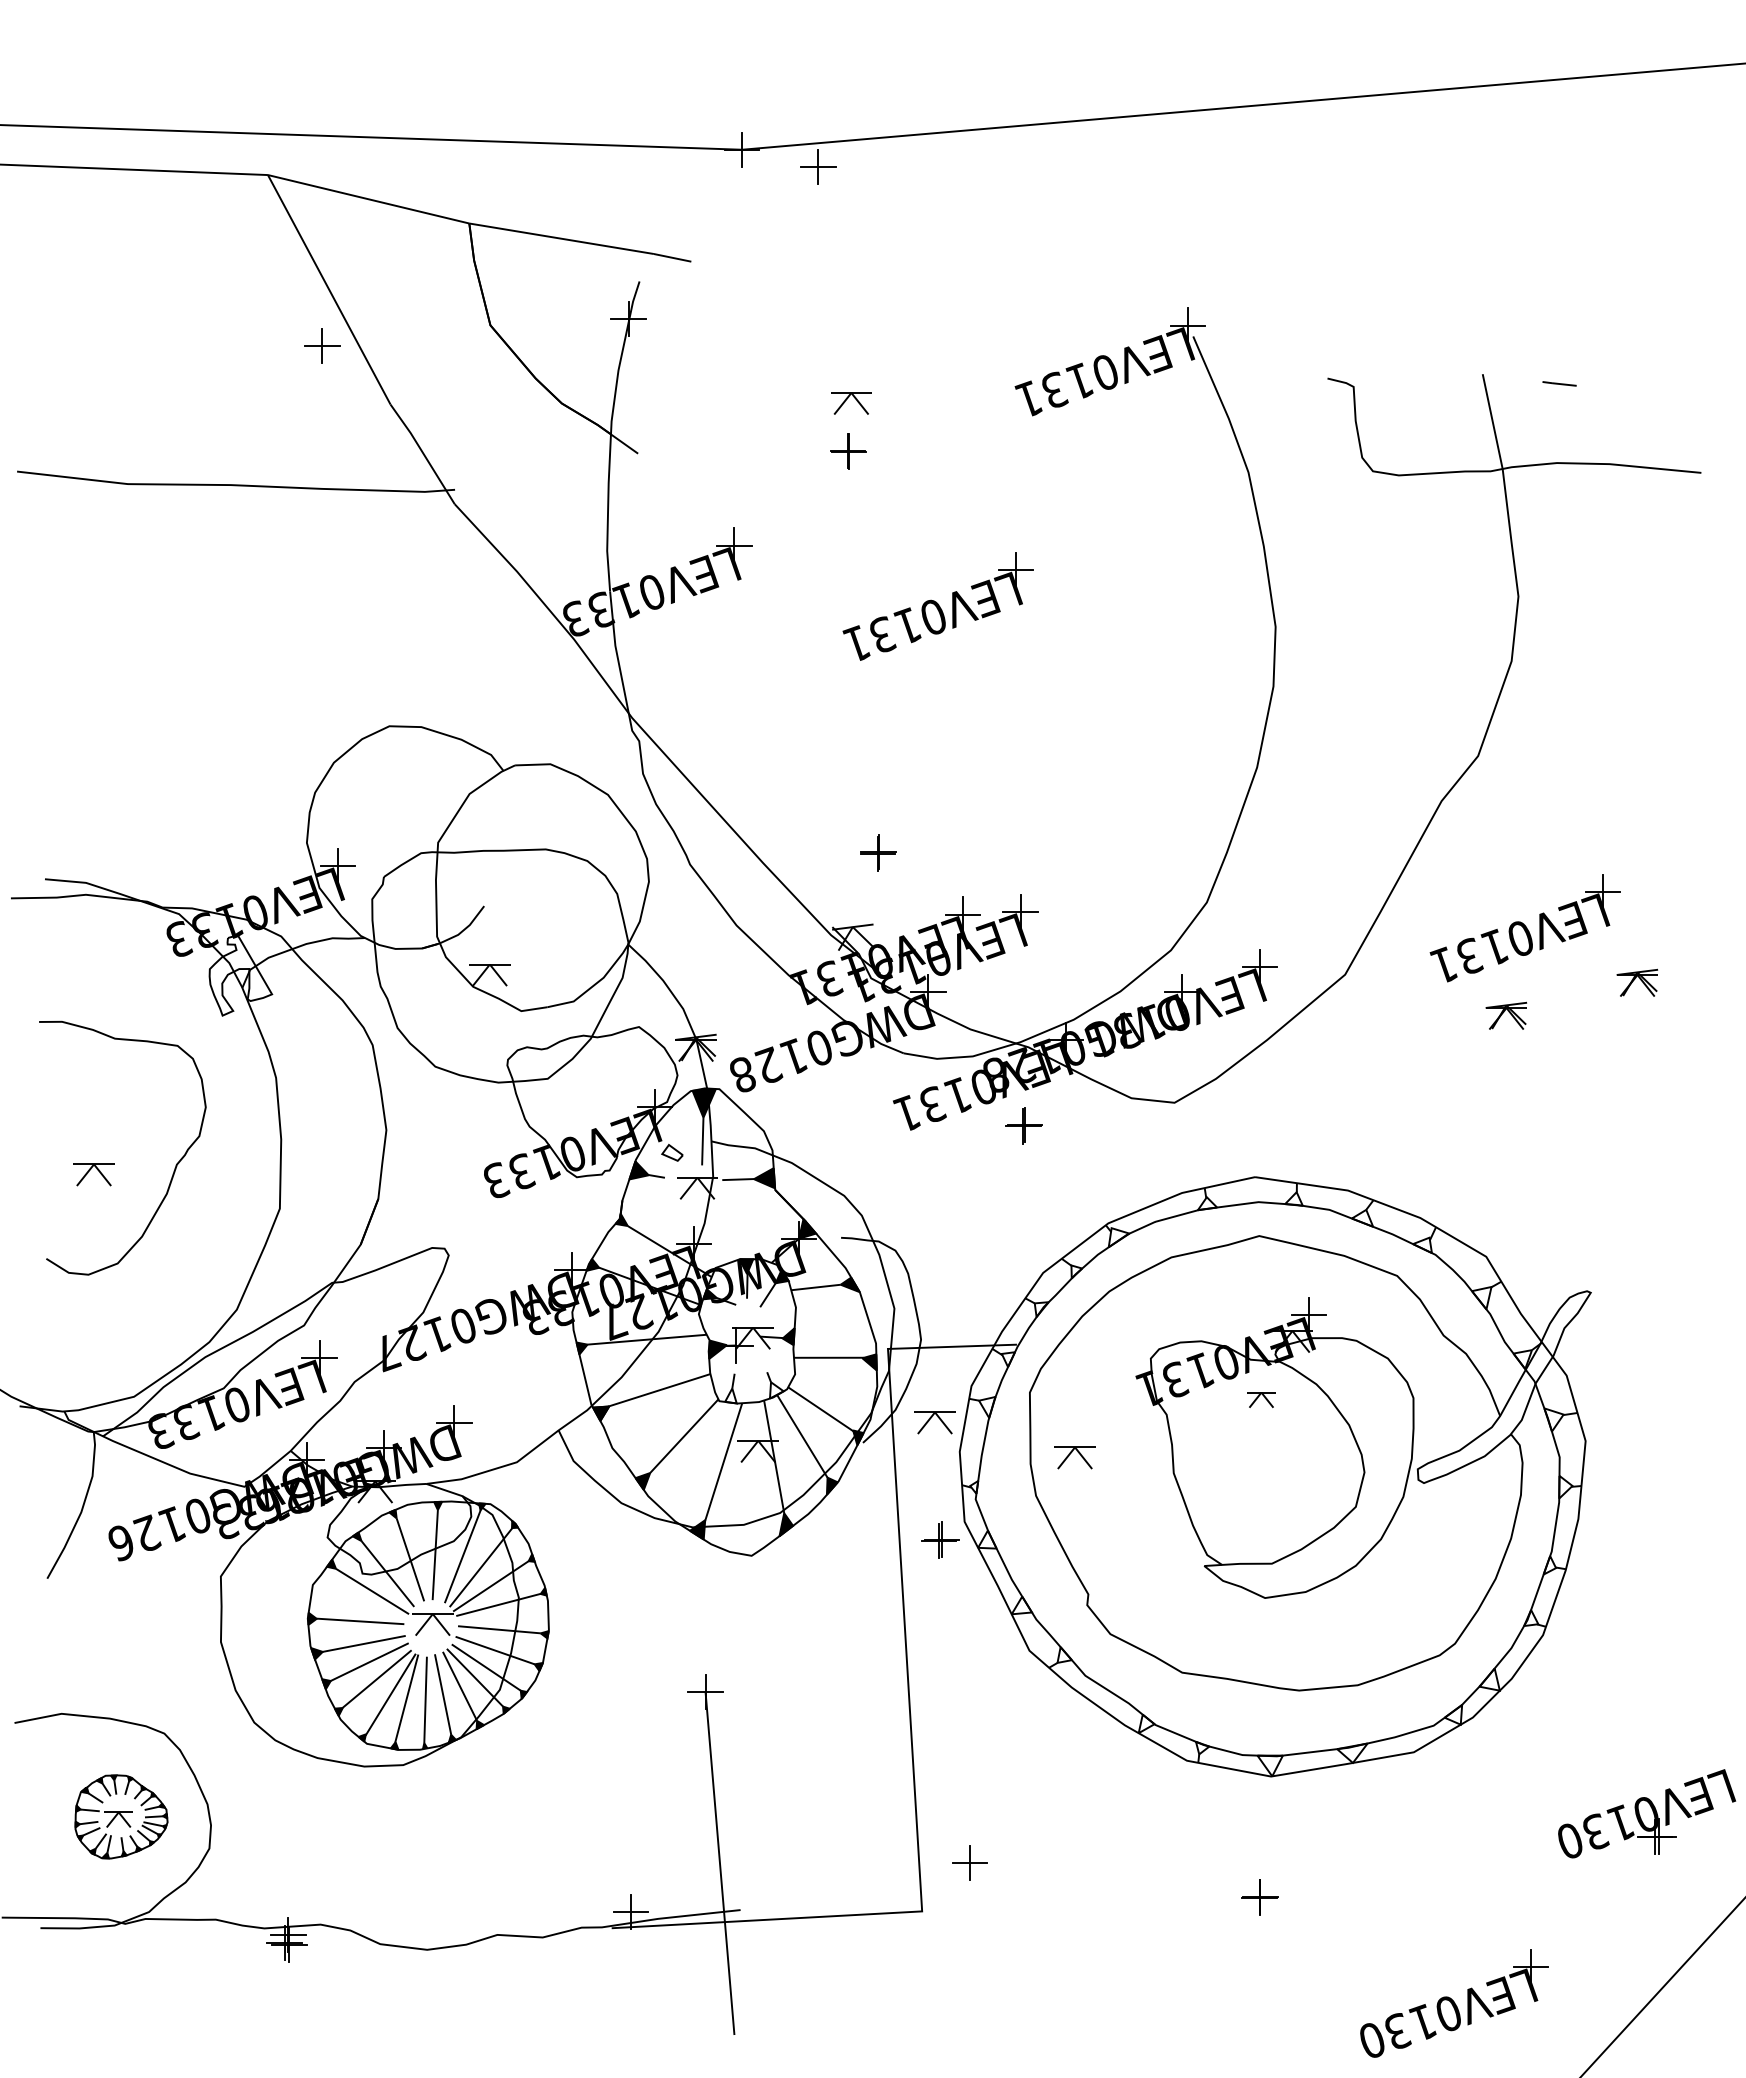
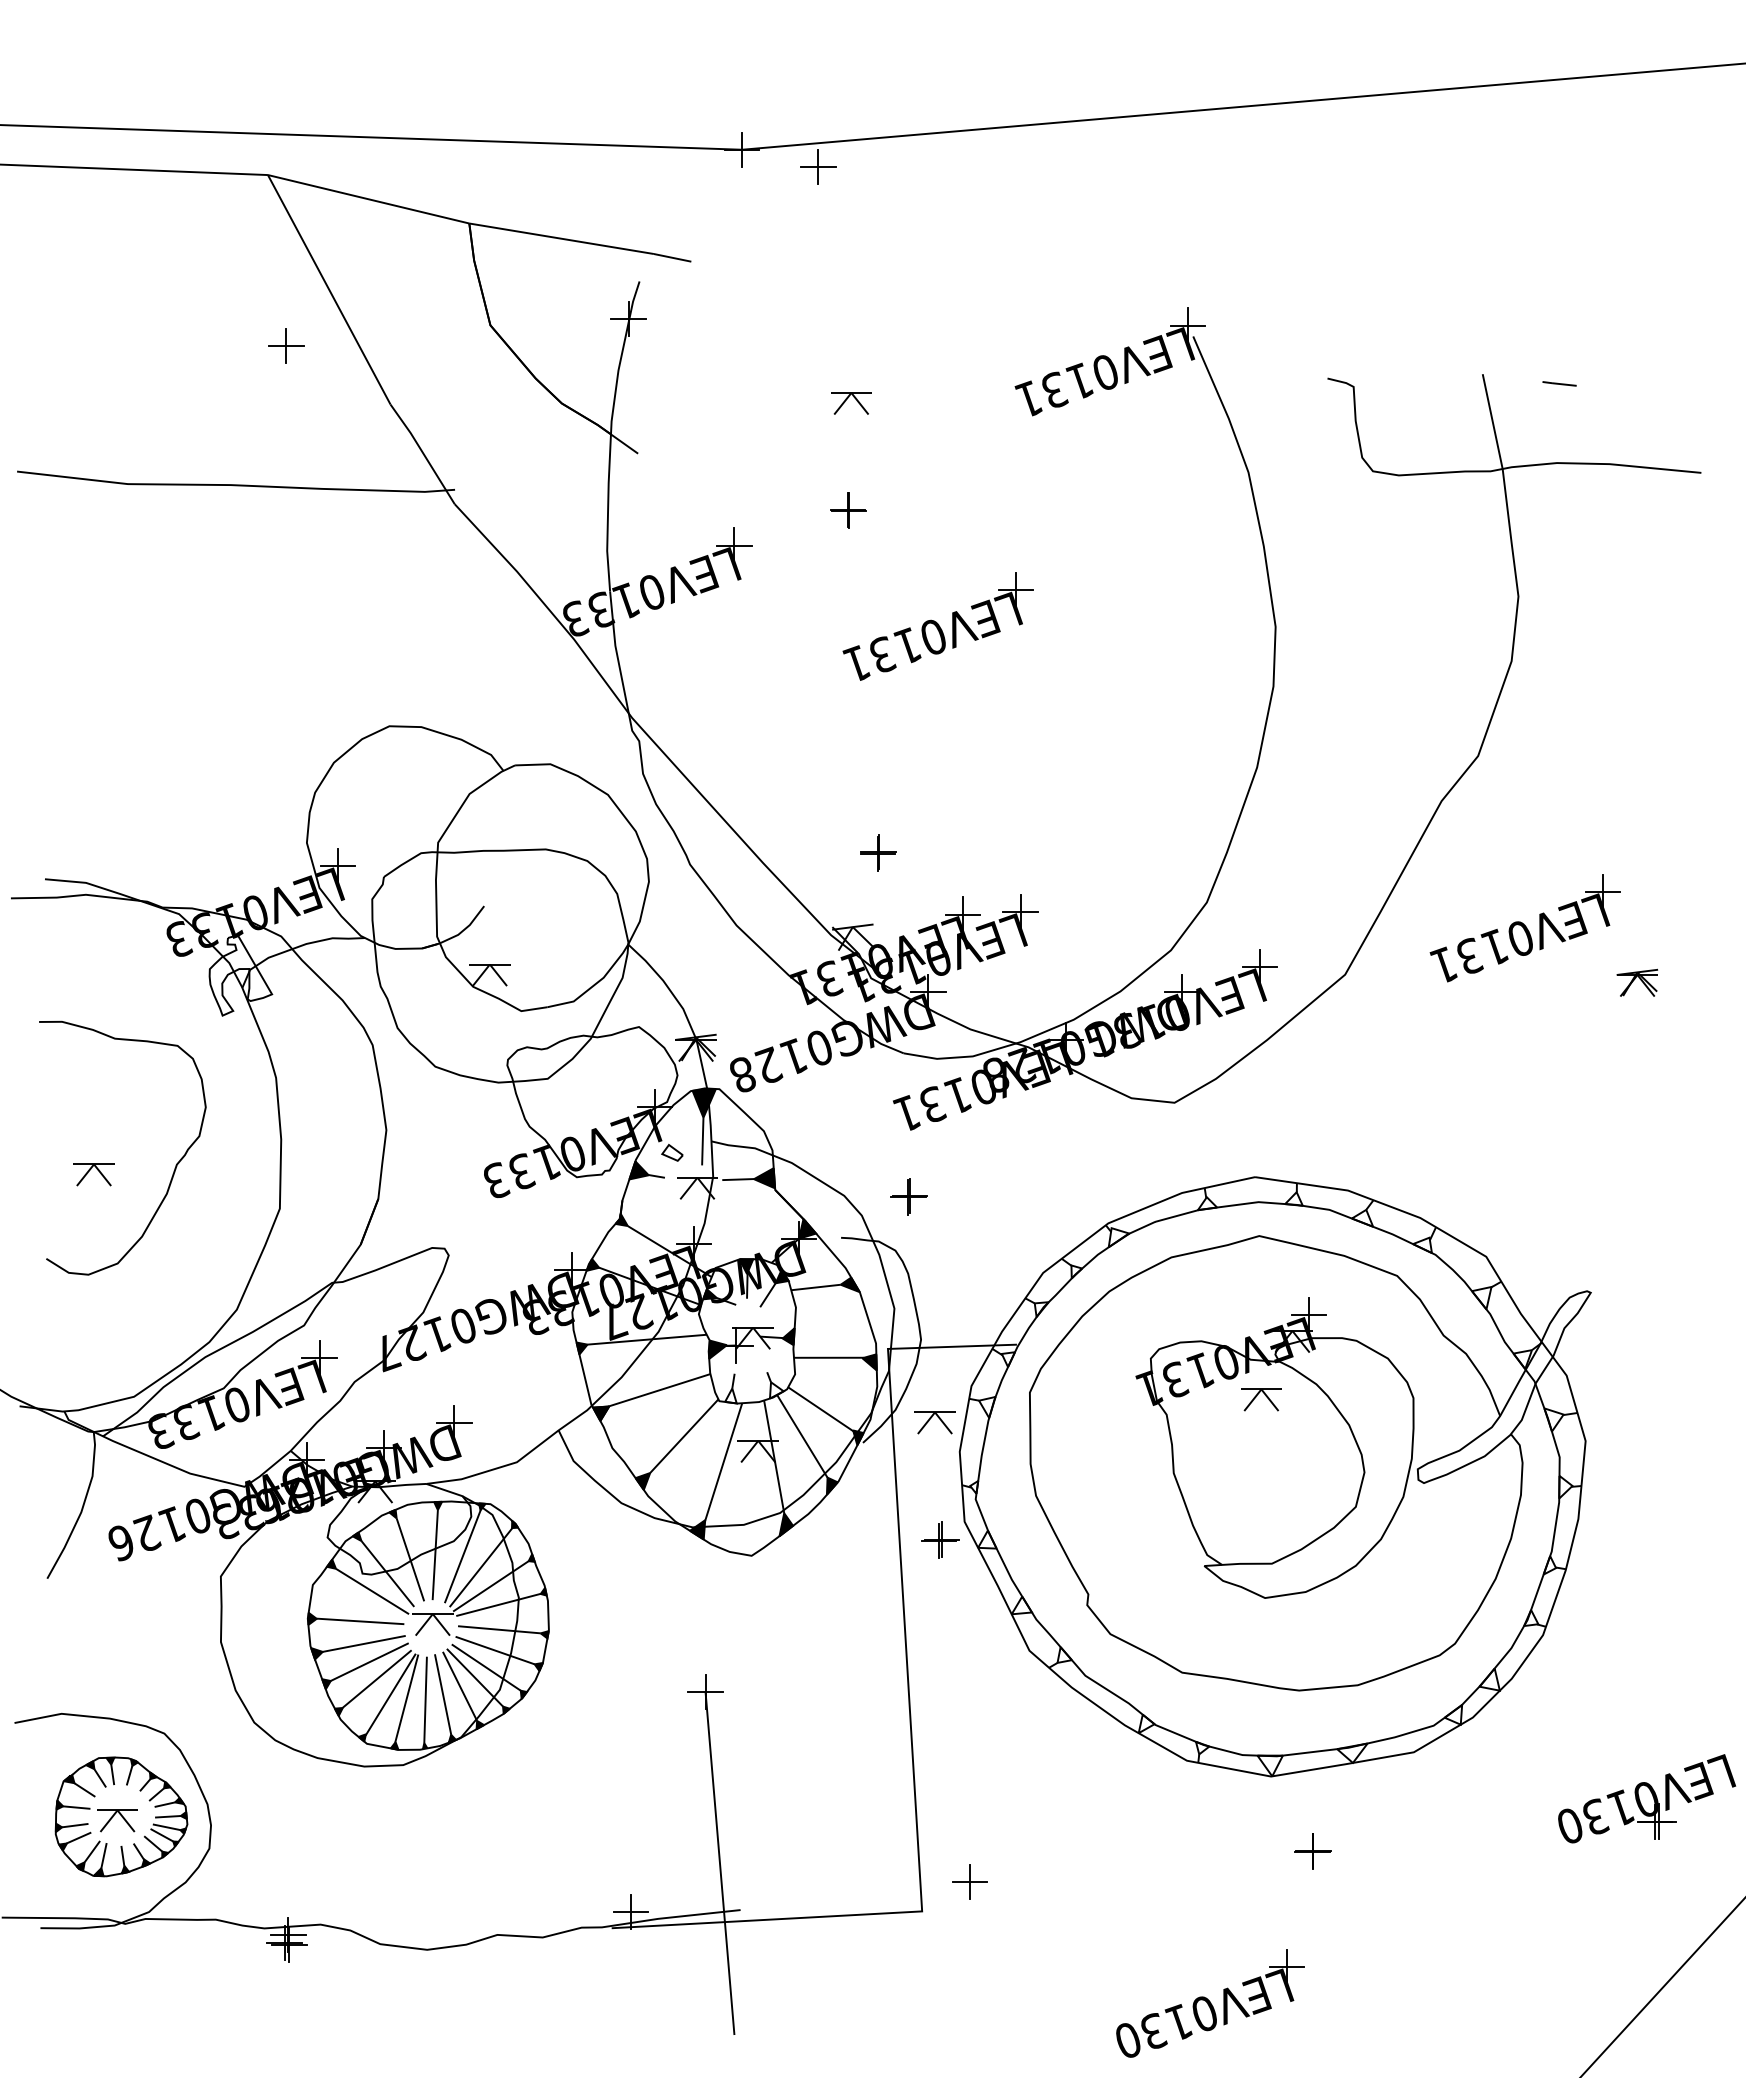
part position: (322, 345) -> (286, 345) (286, 345)
part position: (848, 451) -> (848, 510) (848, 510)
part position: (937, 606) -> (937, 626) (937, 626)
part: present -> none (1506, 1015)
part position: (1023, 1125) -> (908, 1196) (908, 1196)
part size: 29x16 px -> 41x24 px (1261, 1399)
part: present -> none (1074, 1457)
part position: (1647, 1813) -> (1647, 1798) (1647, 1798)
part size: 95x86 px -> 135x122 px (121, 1816)
part position: (969, 1862) -> (969, 1881) (969, 1881)
part position: (1259, 1897) -> (1312, 1851) (1312, 1851)
part position: (1454, 2003) -> (1210, 2003) (1210, 2003)
